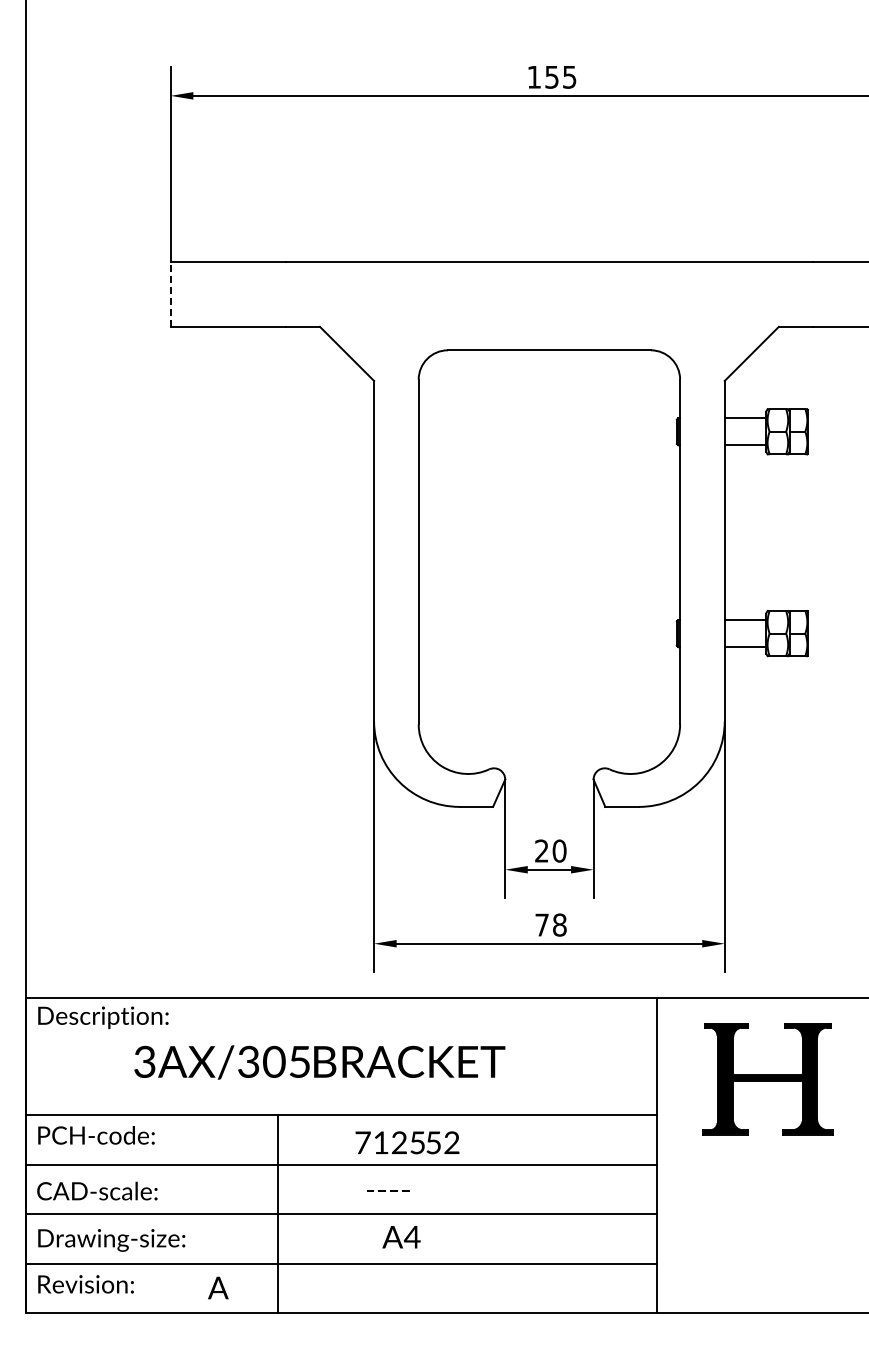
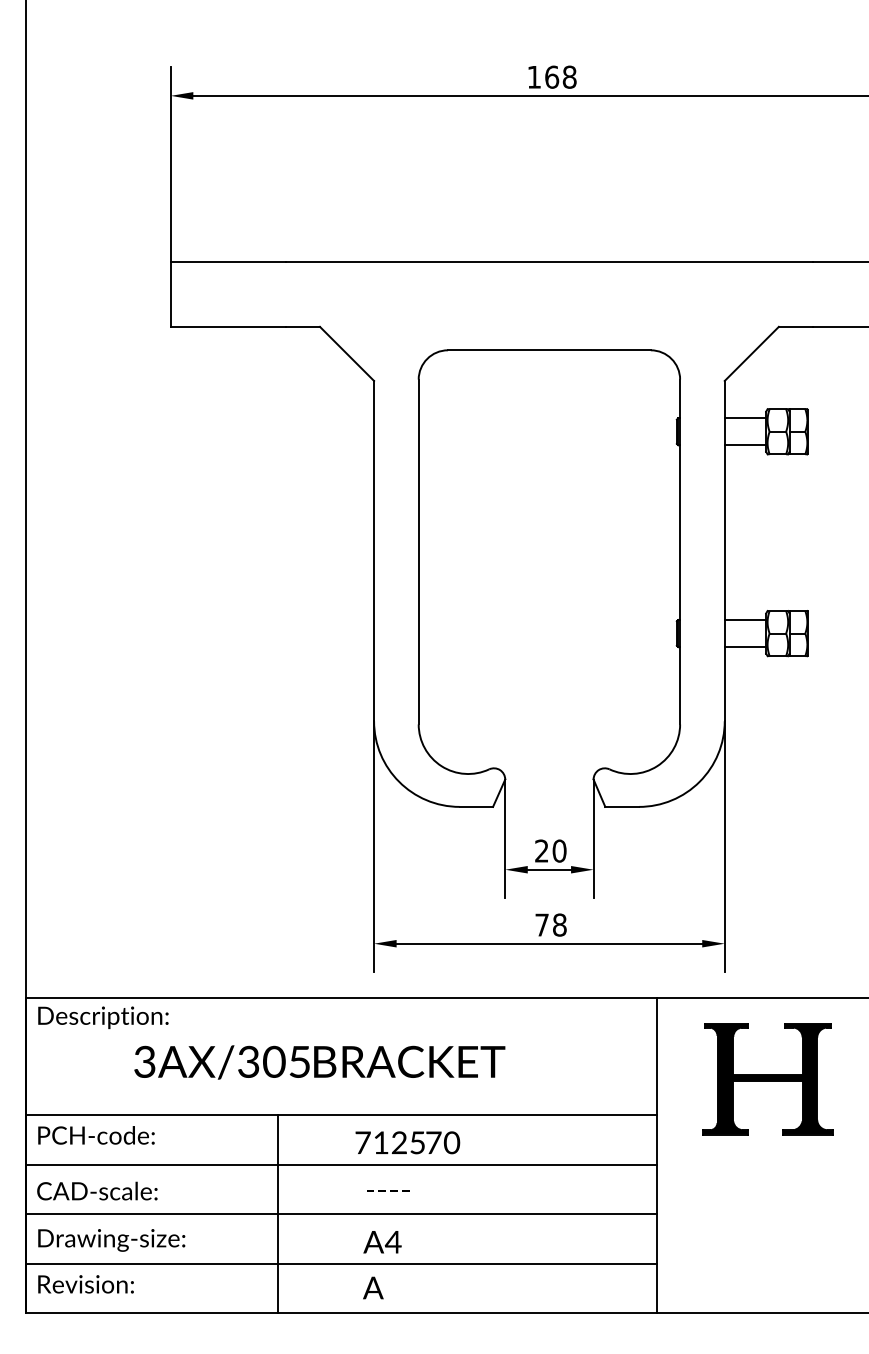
text: 155 -> 168 (560, 76)
line: dashed -> solid (170, 294)
text: 52 -> 70 (443, 1142)
text position: (401, 1237) -> (382, 1242) (382, 1242)
text position: (218, 1287) -> (373, 1287) (373, 1287)
